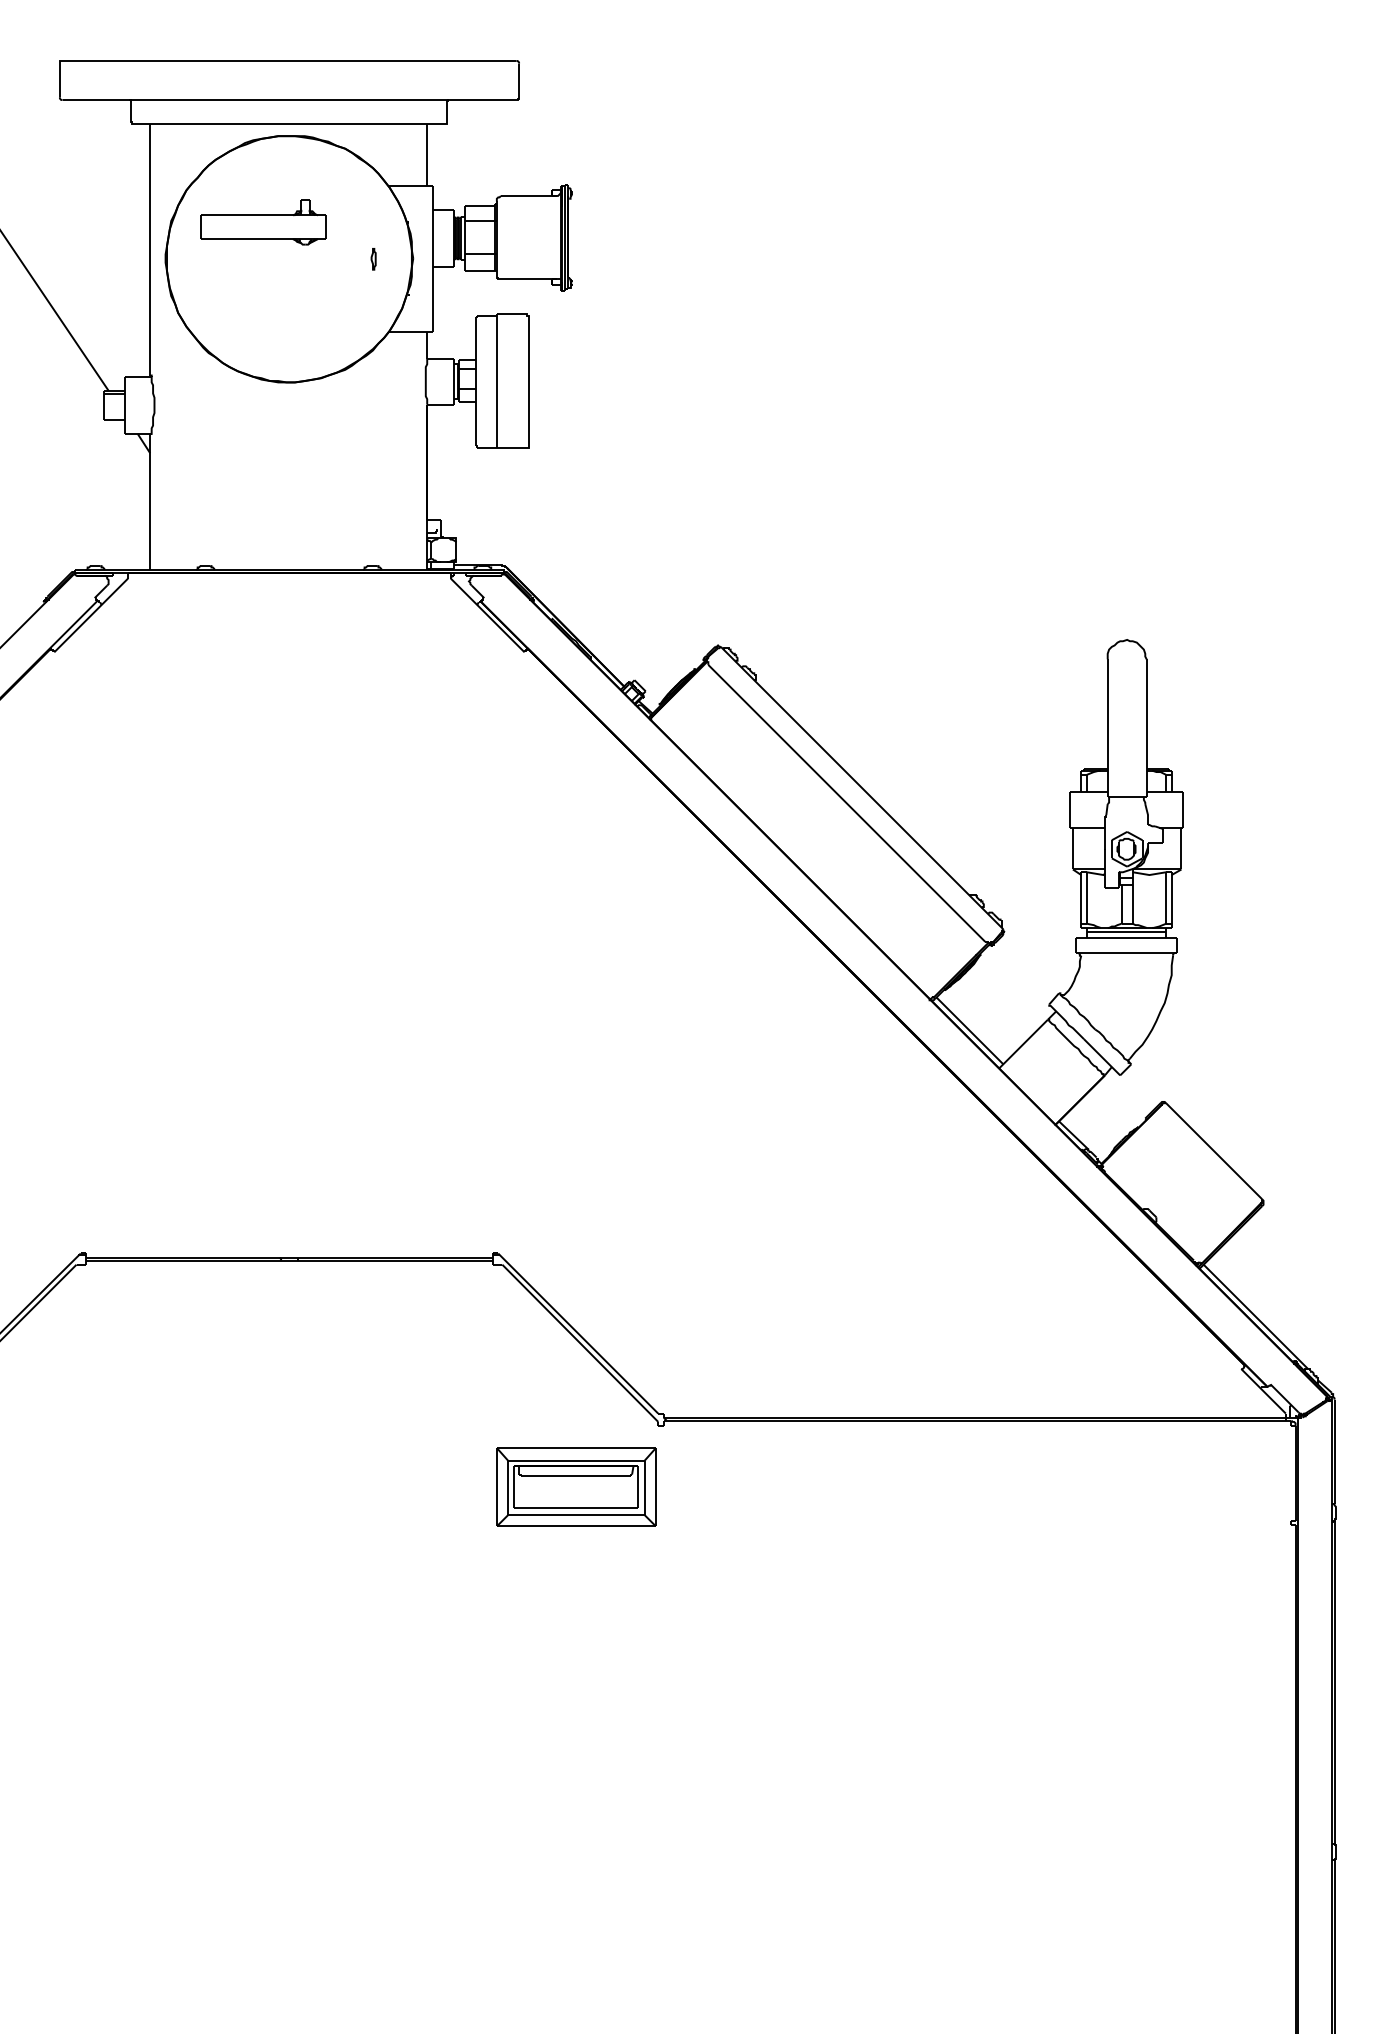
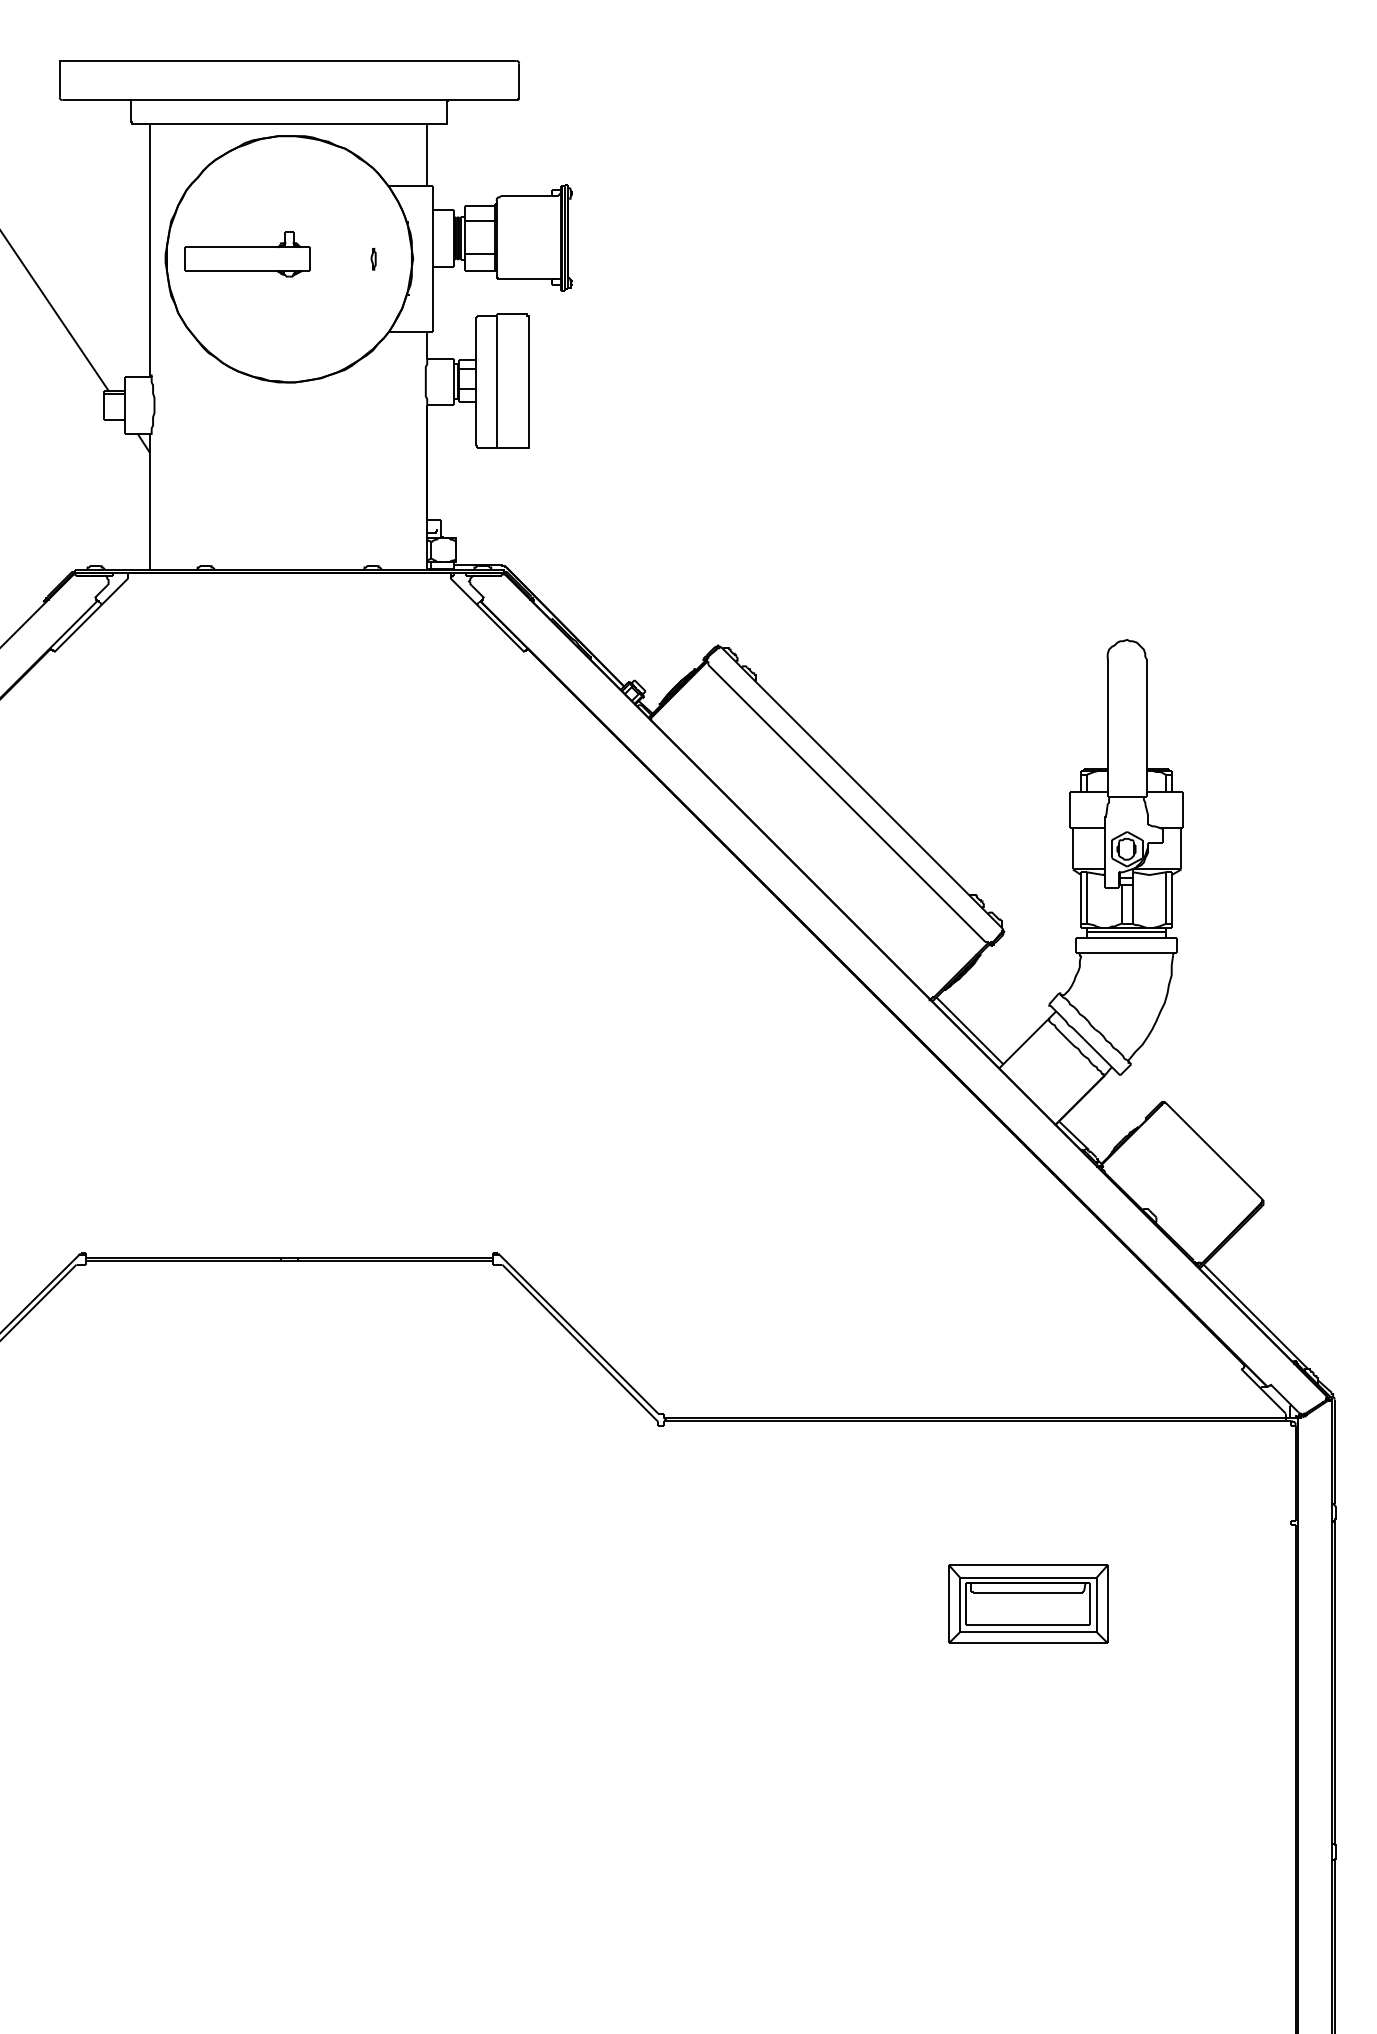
part position: (263, 222) -> (247, 254) (247, 254)
part position: (576, 1486) -> (1028, 1603) (1028, 1603)
